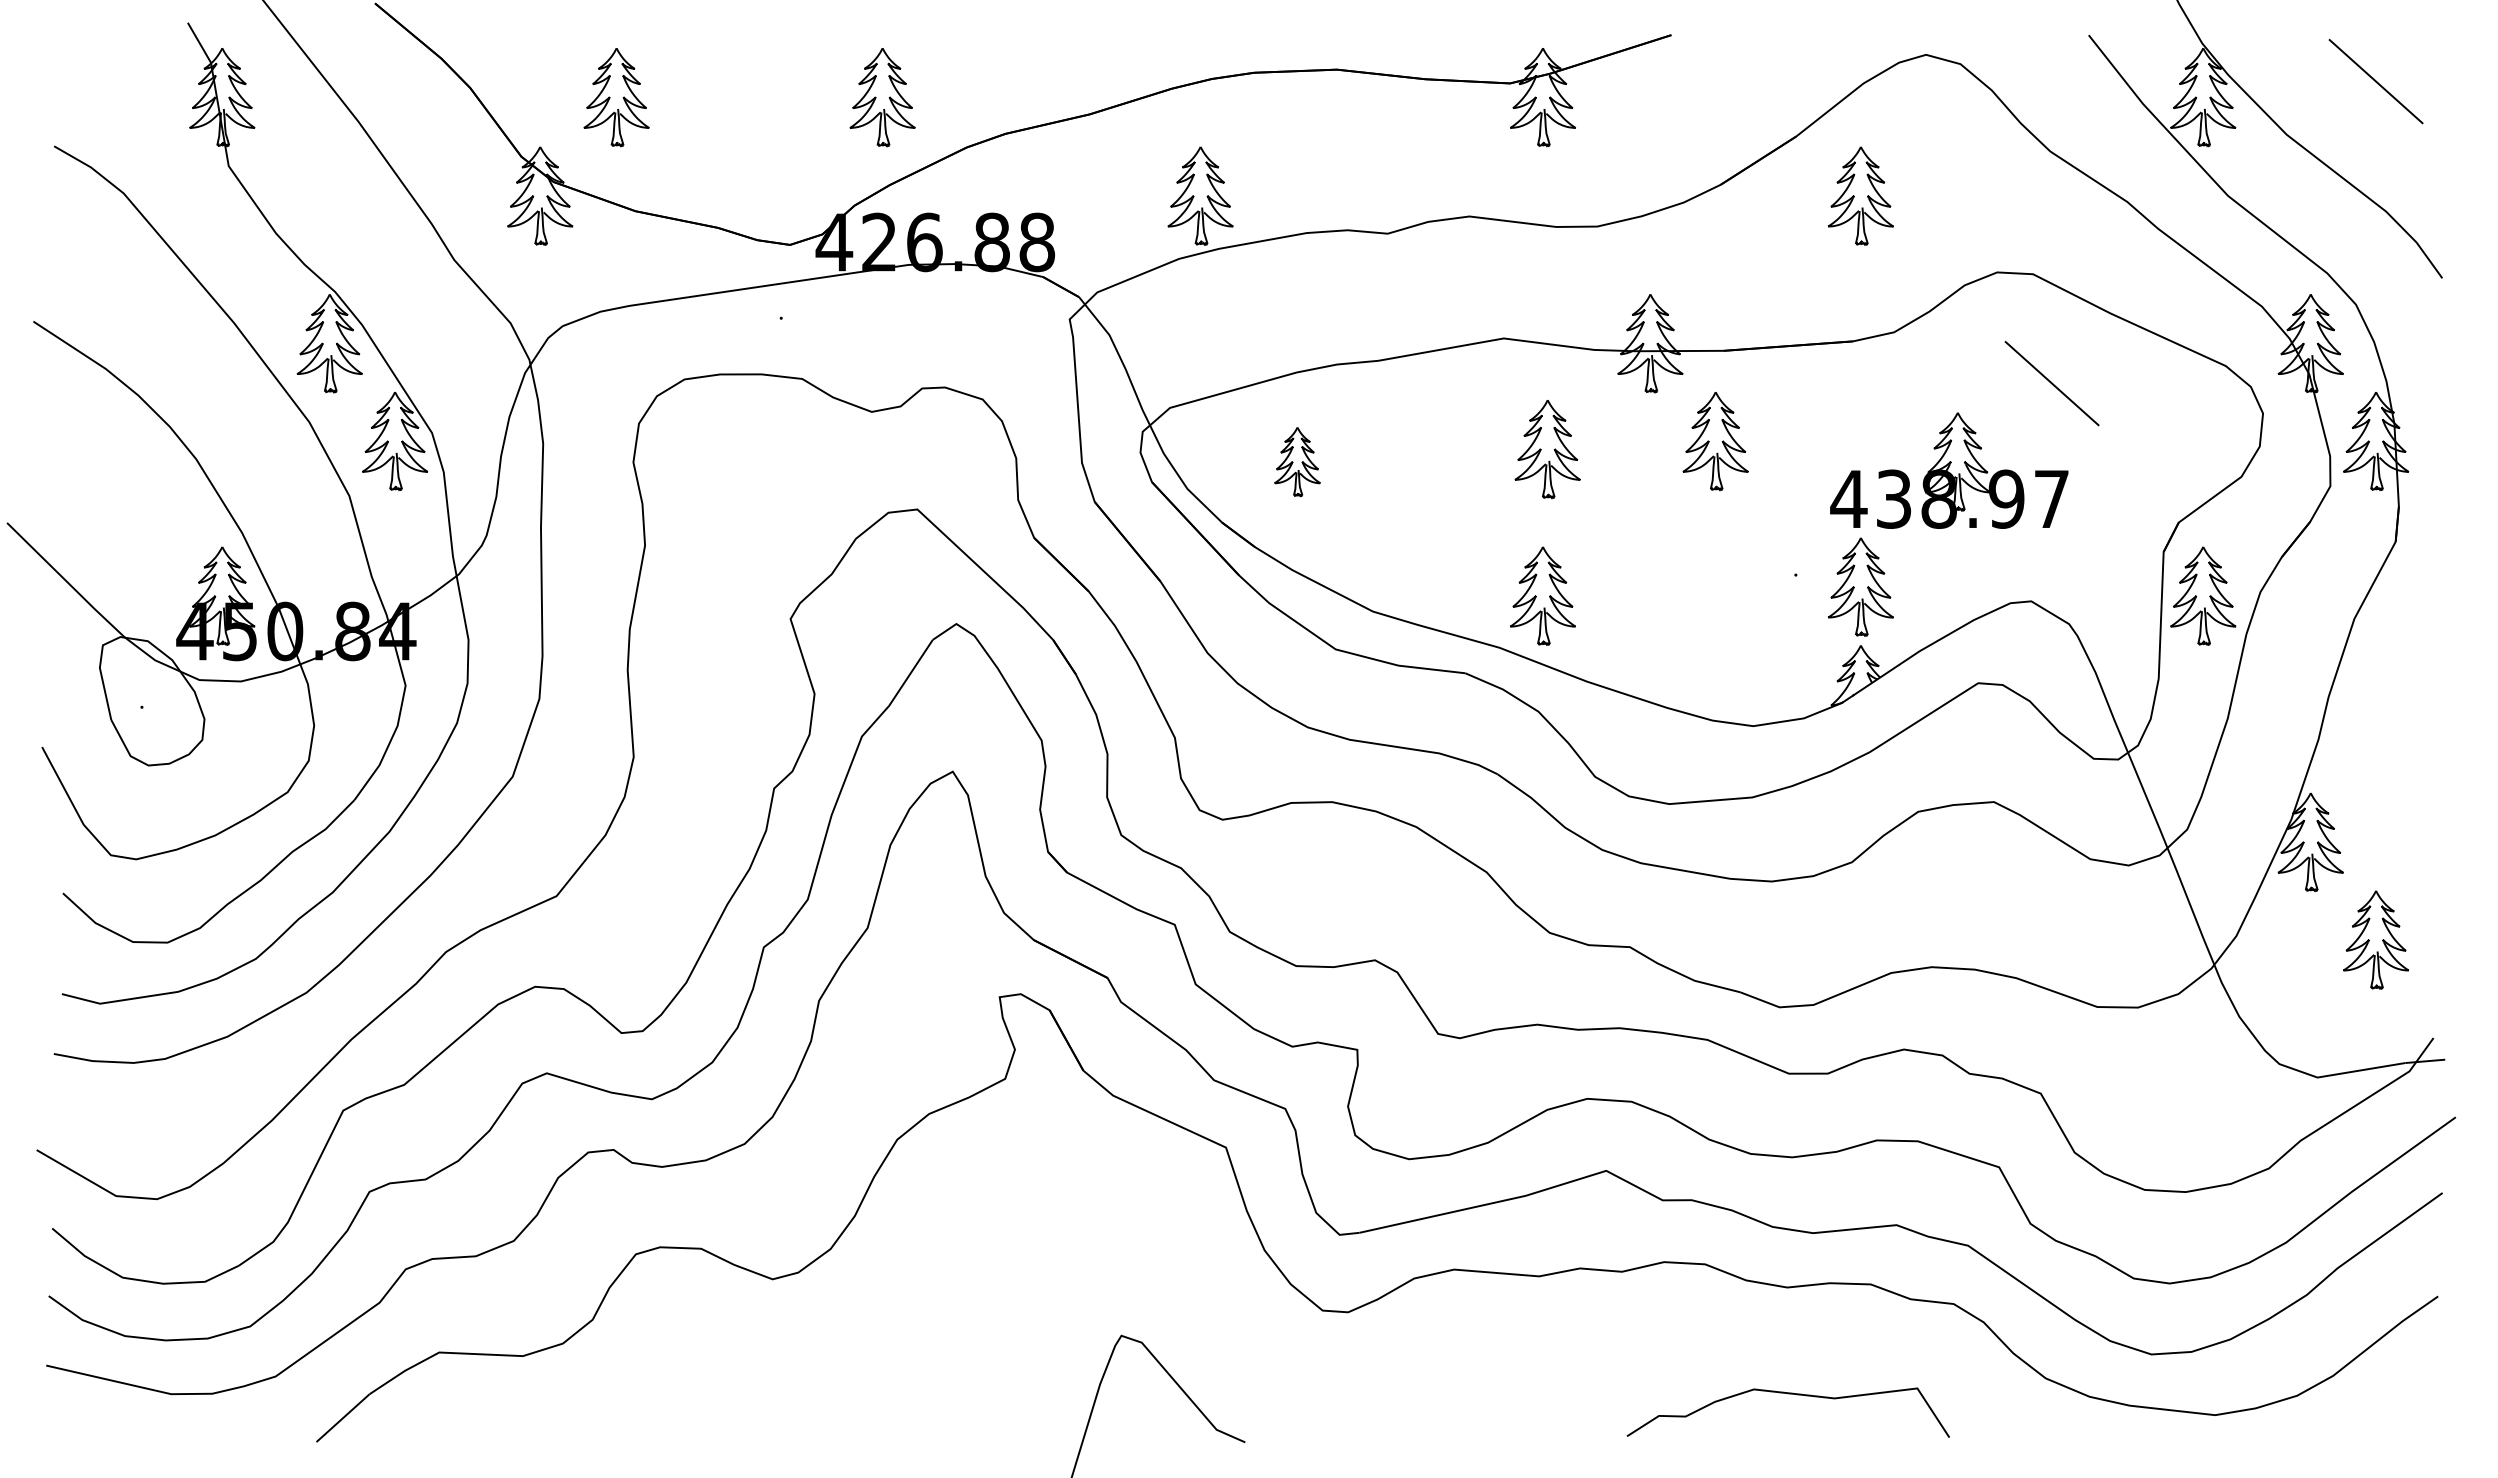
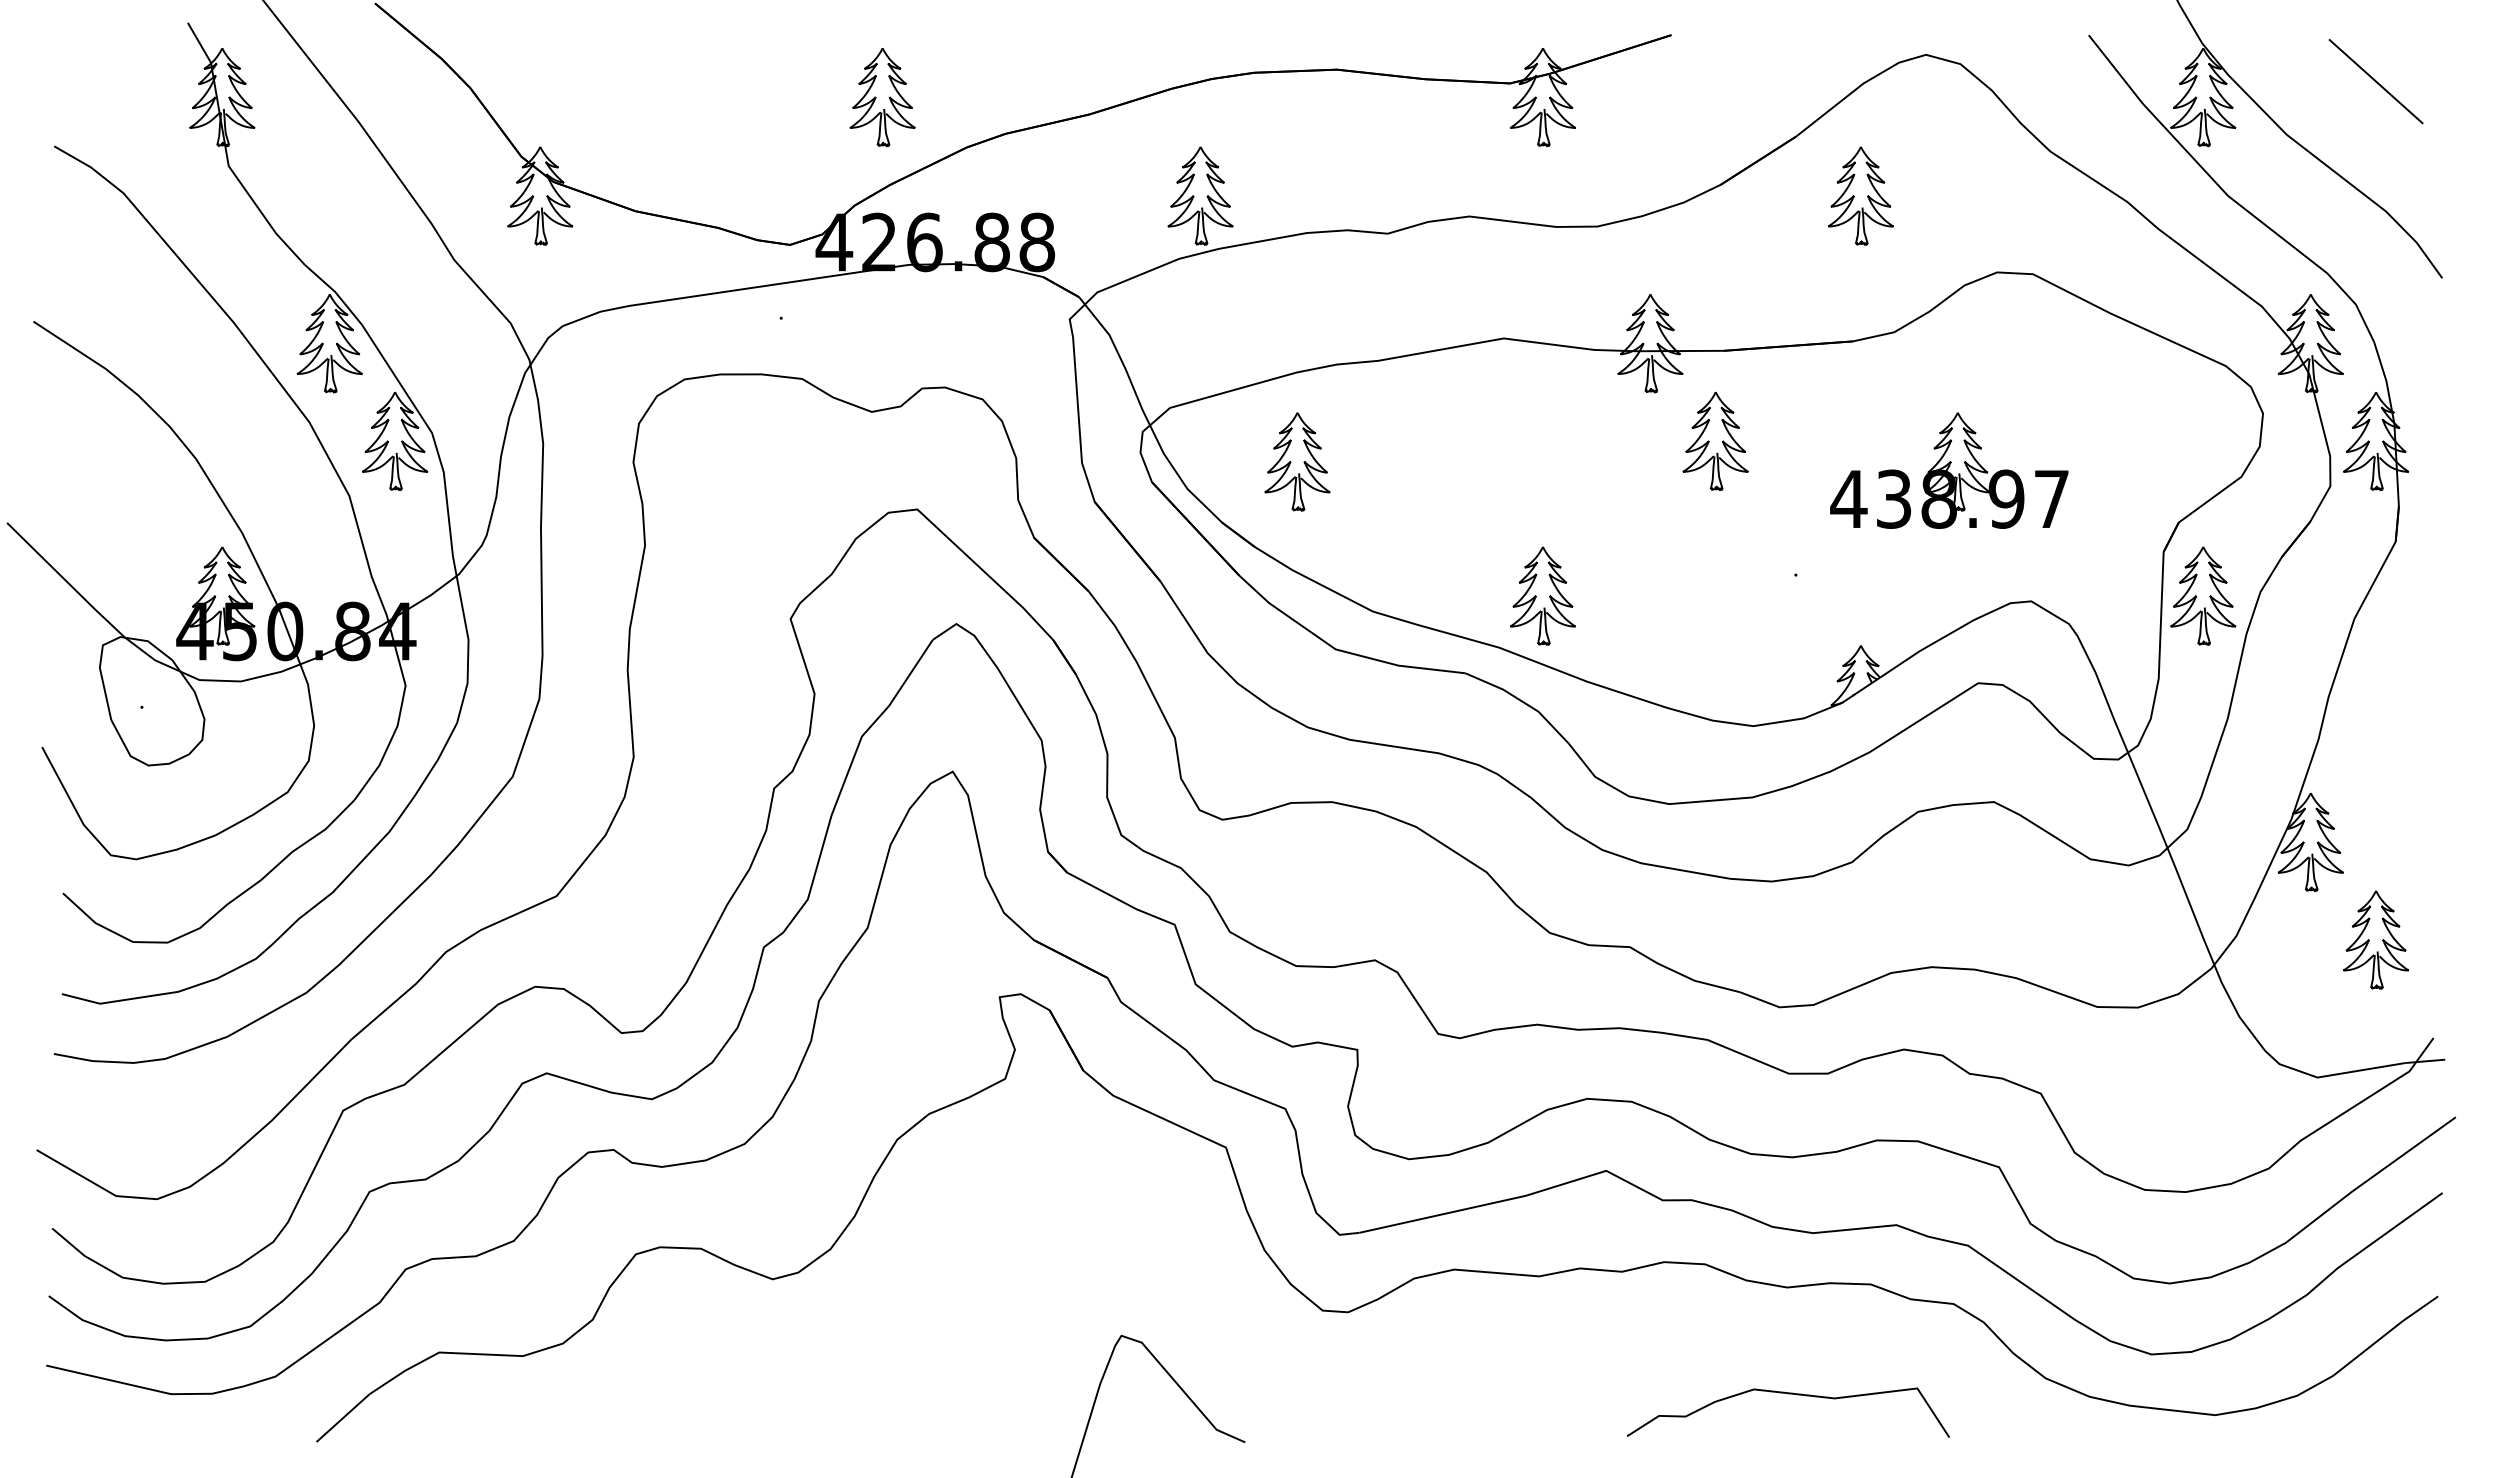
part: present -> none (616, 97)
line: present -> none (2051, 383)
part: present -> none (1547, 449)
part size: 47x71 px -> 67x100 px (1297, 461)
part: present -> none (1860, 586)
